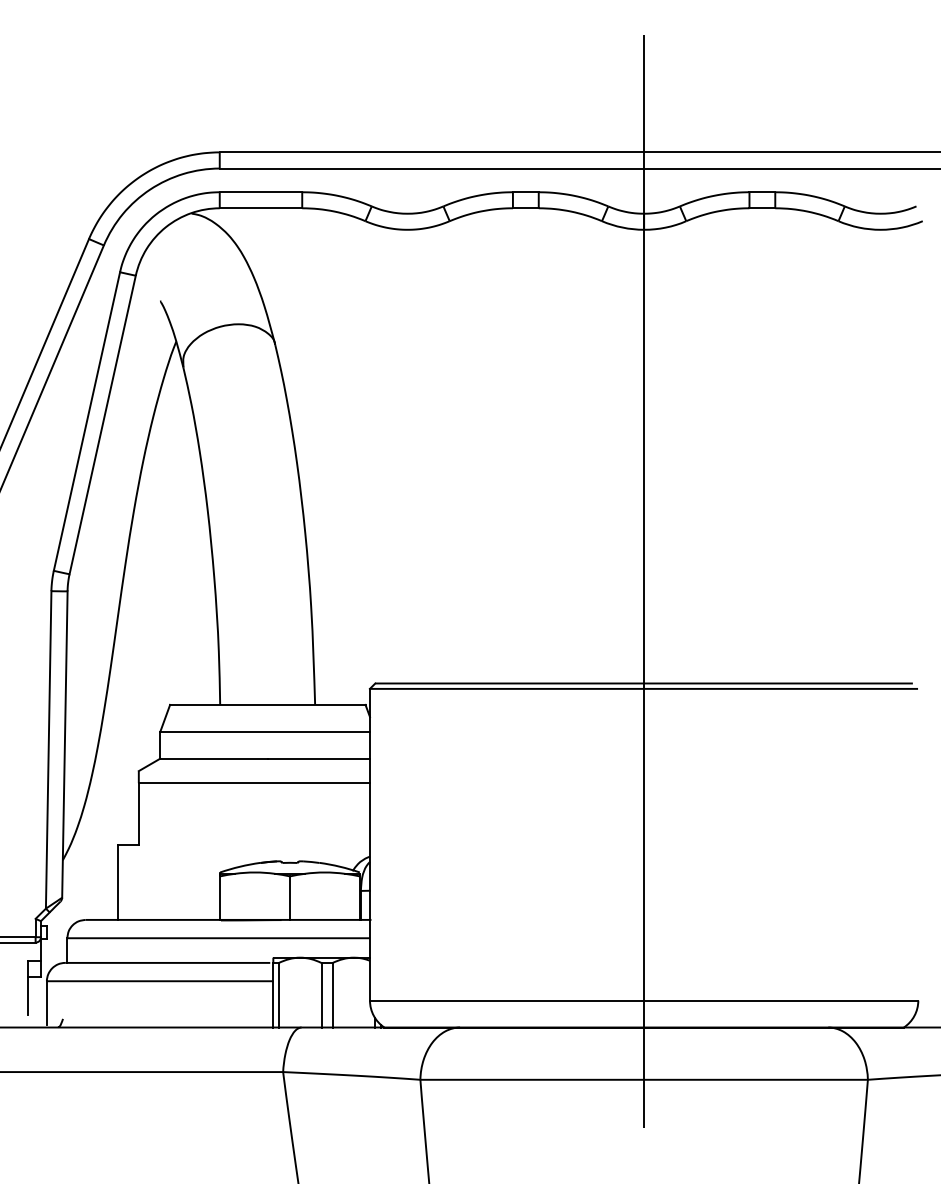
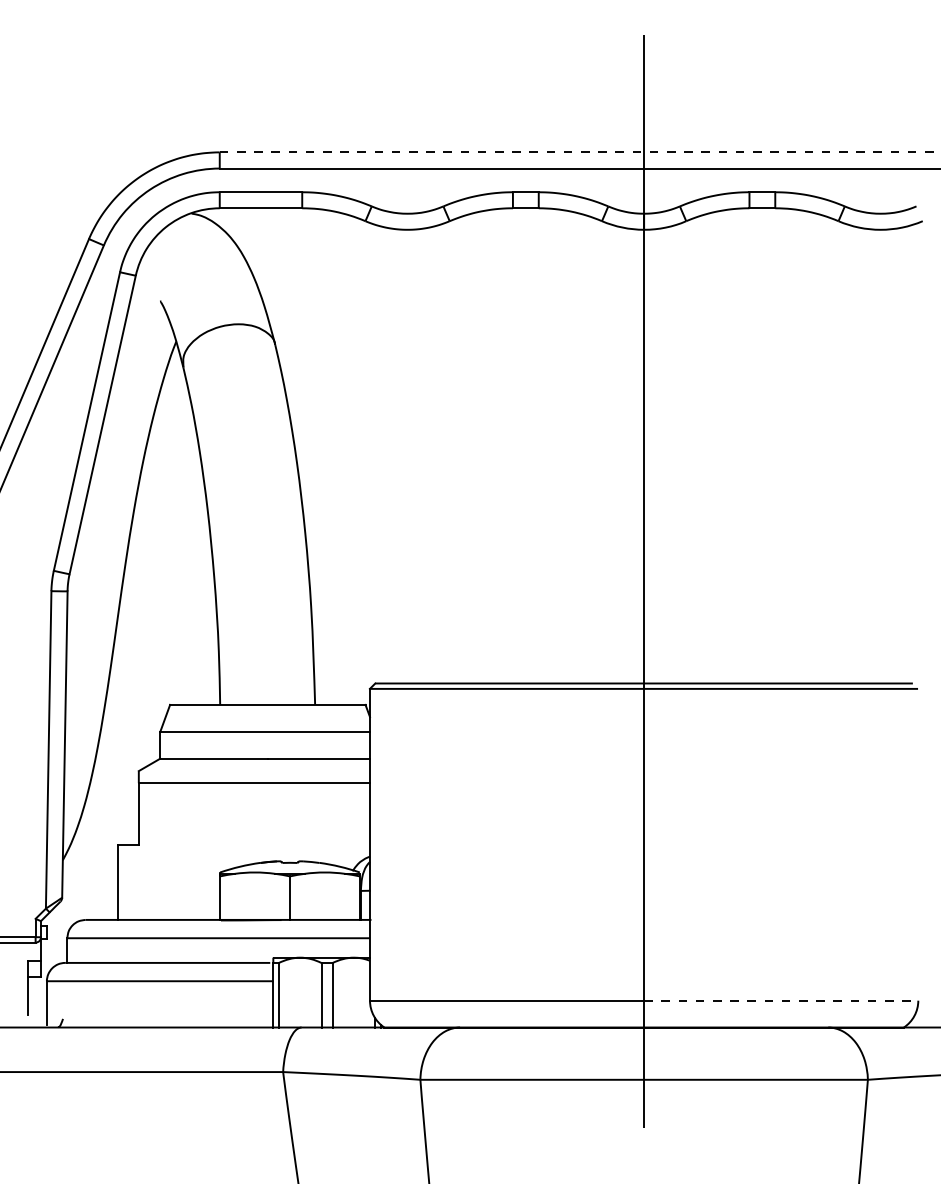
line: solid -> dashed (580, 152)
line: solid -> dashed (781, 1000)
